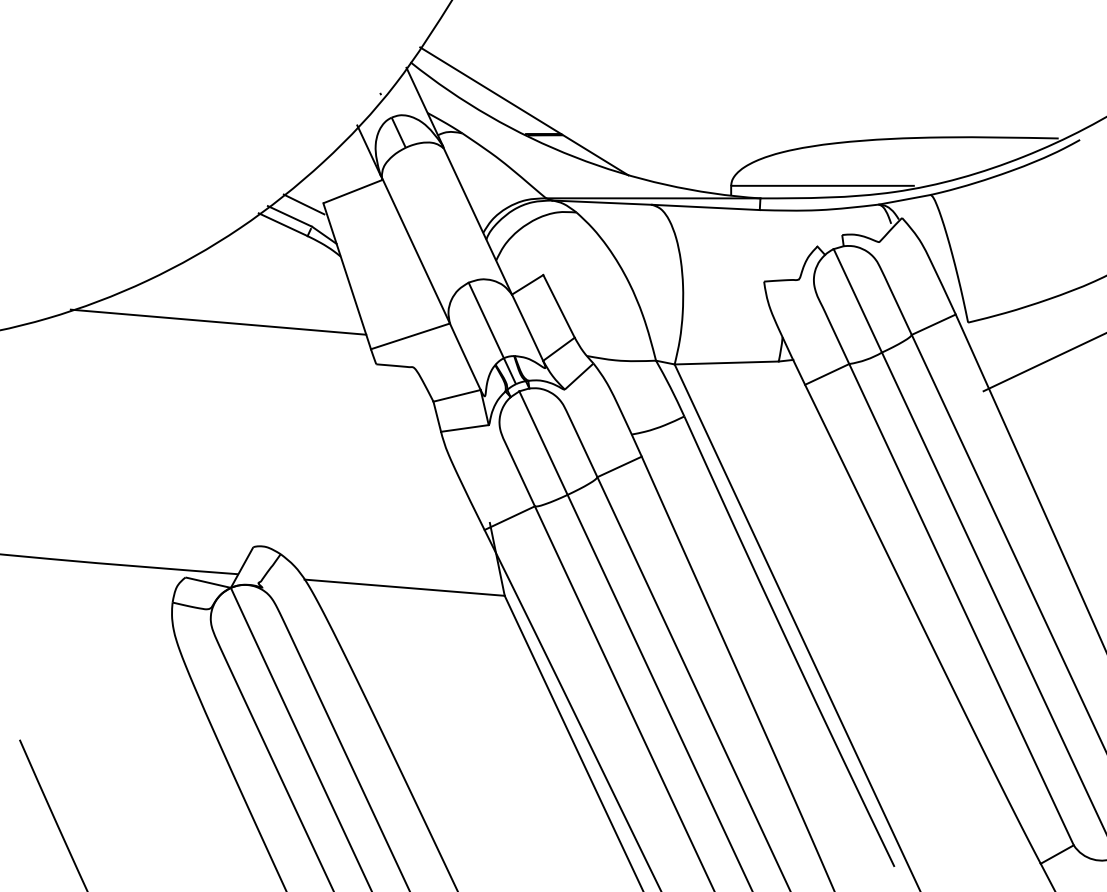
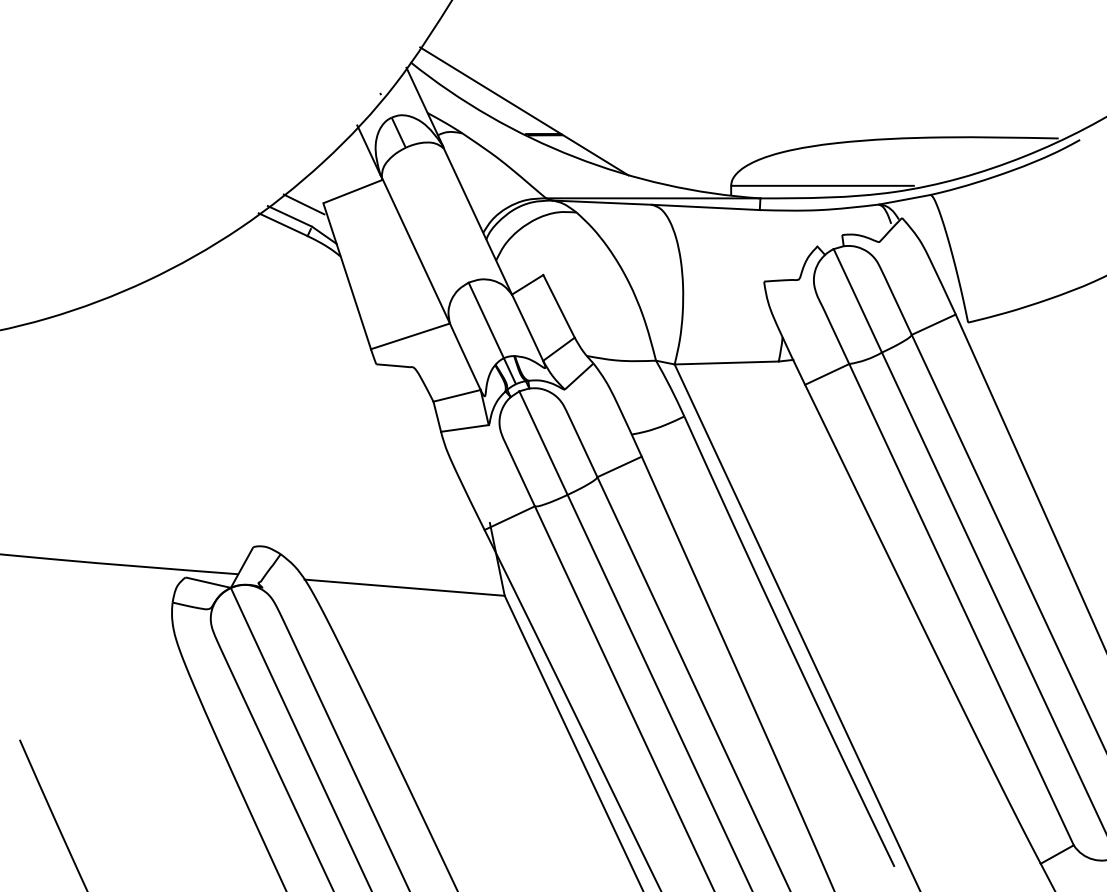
line: present -> none (218, 321)
line: present -> none (1043, 362)
